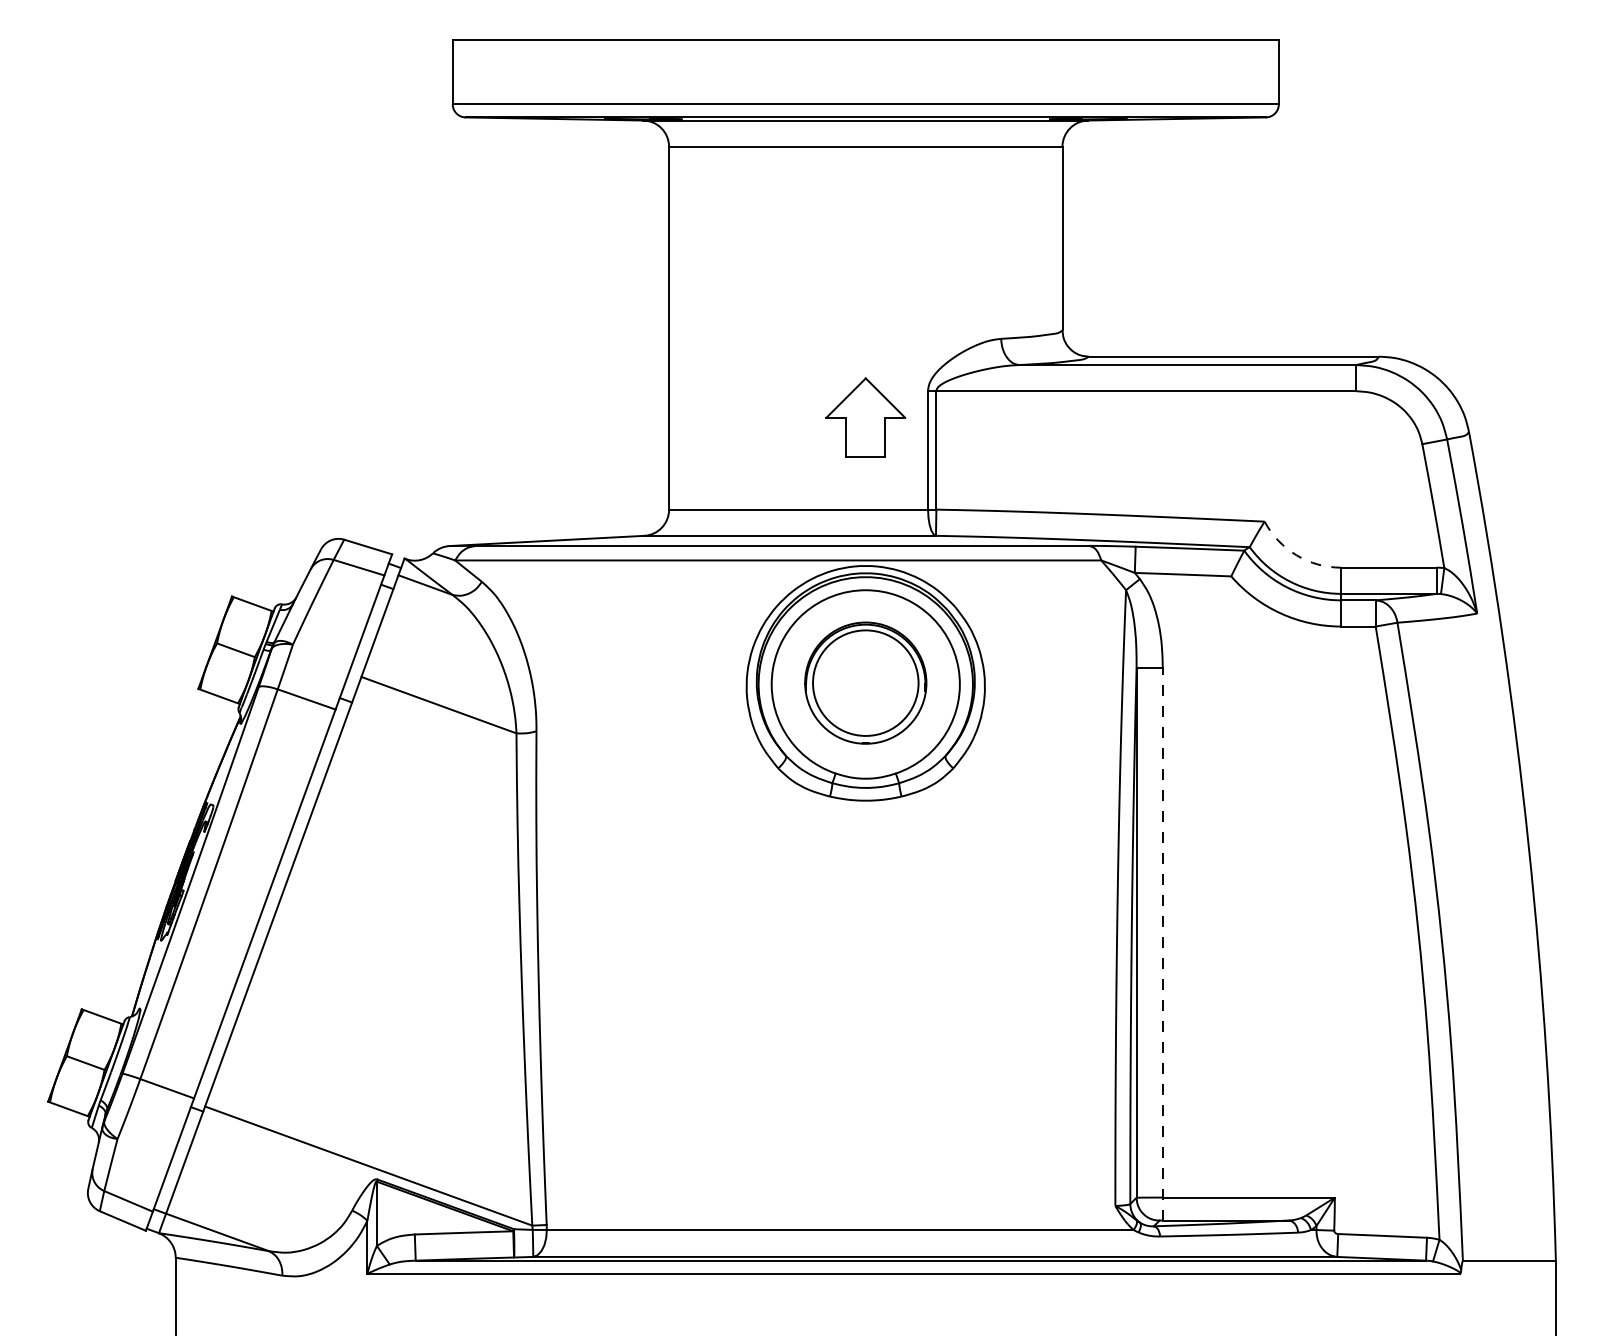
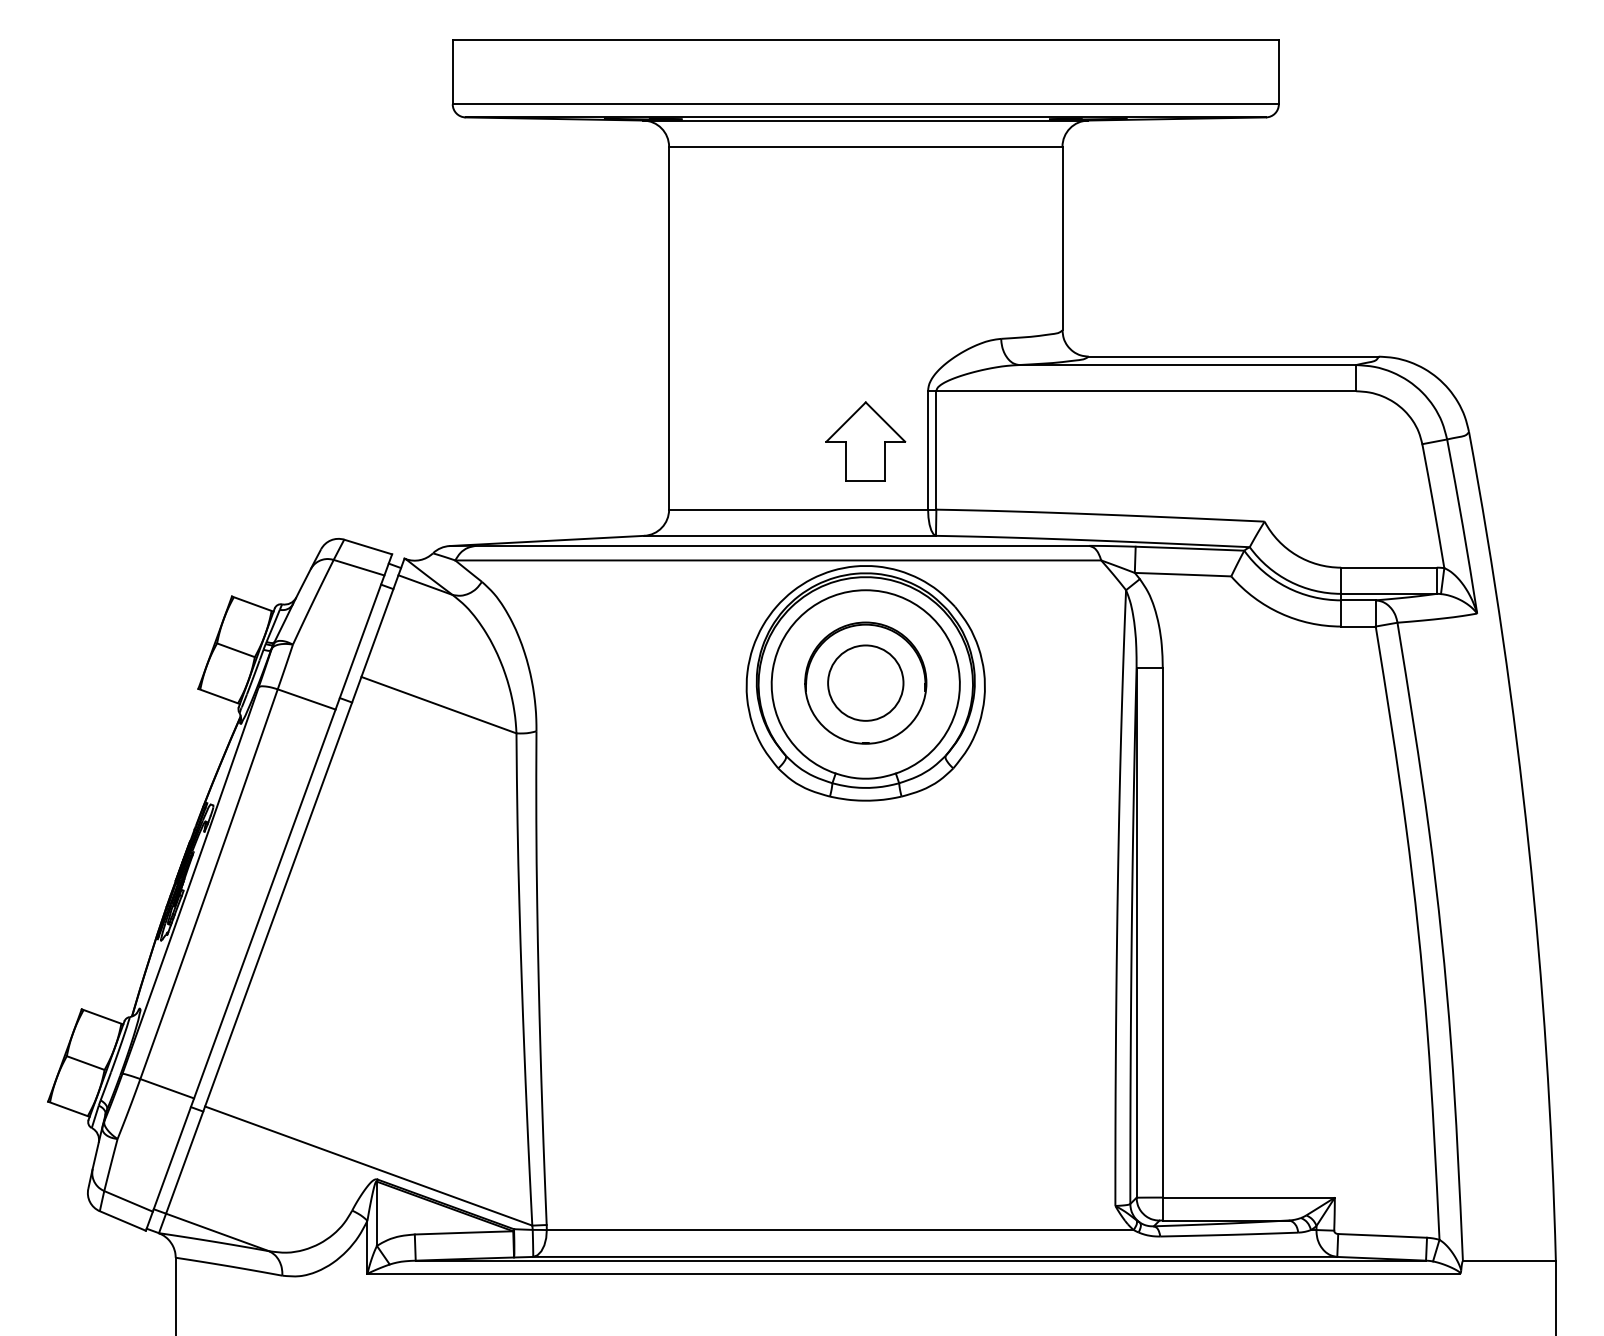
part position: (865, 417) -> (865, 441) (865, 441)
arc: dashed -> solid (1296, 555)
circle diameter: 106 px -> 75 px (865, 682)
line: dashed -> solid (1162, 943)
